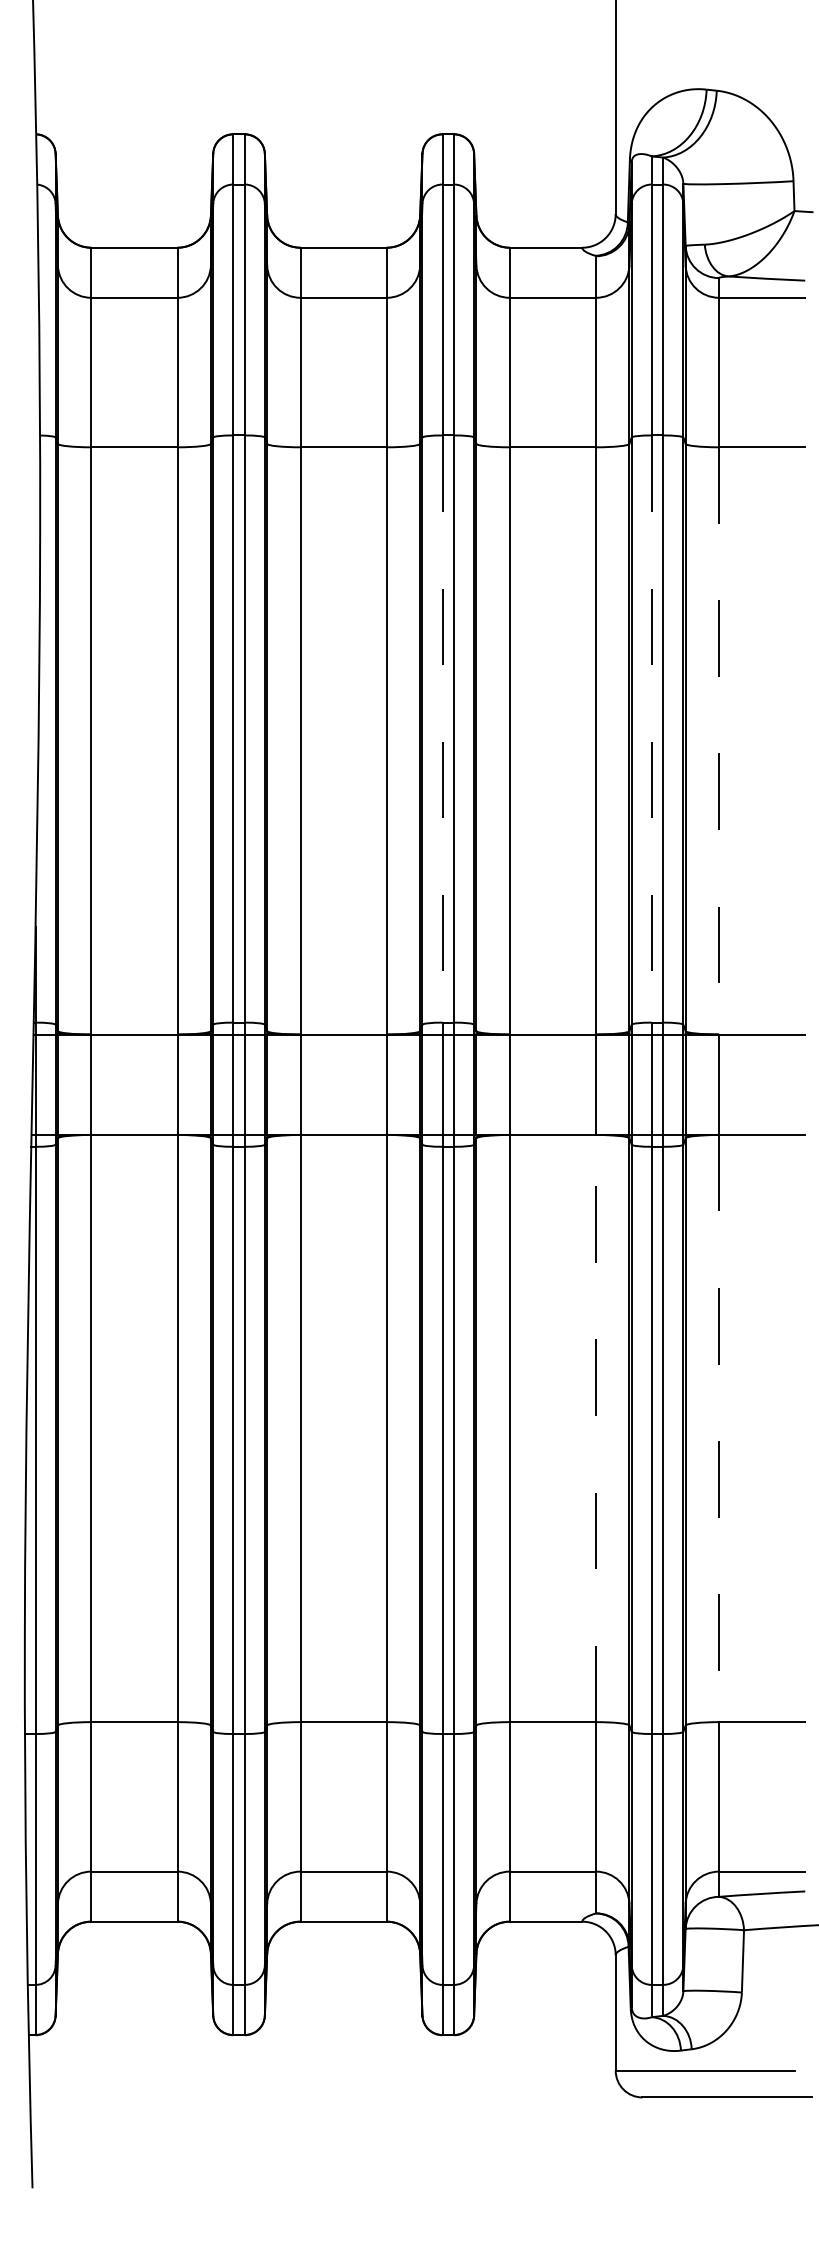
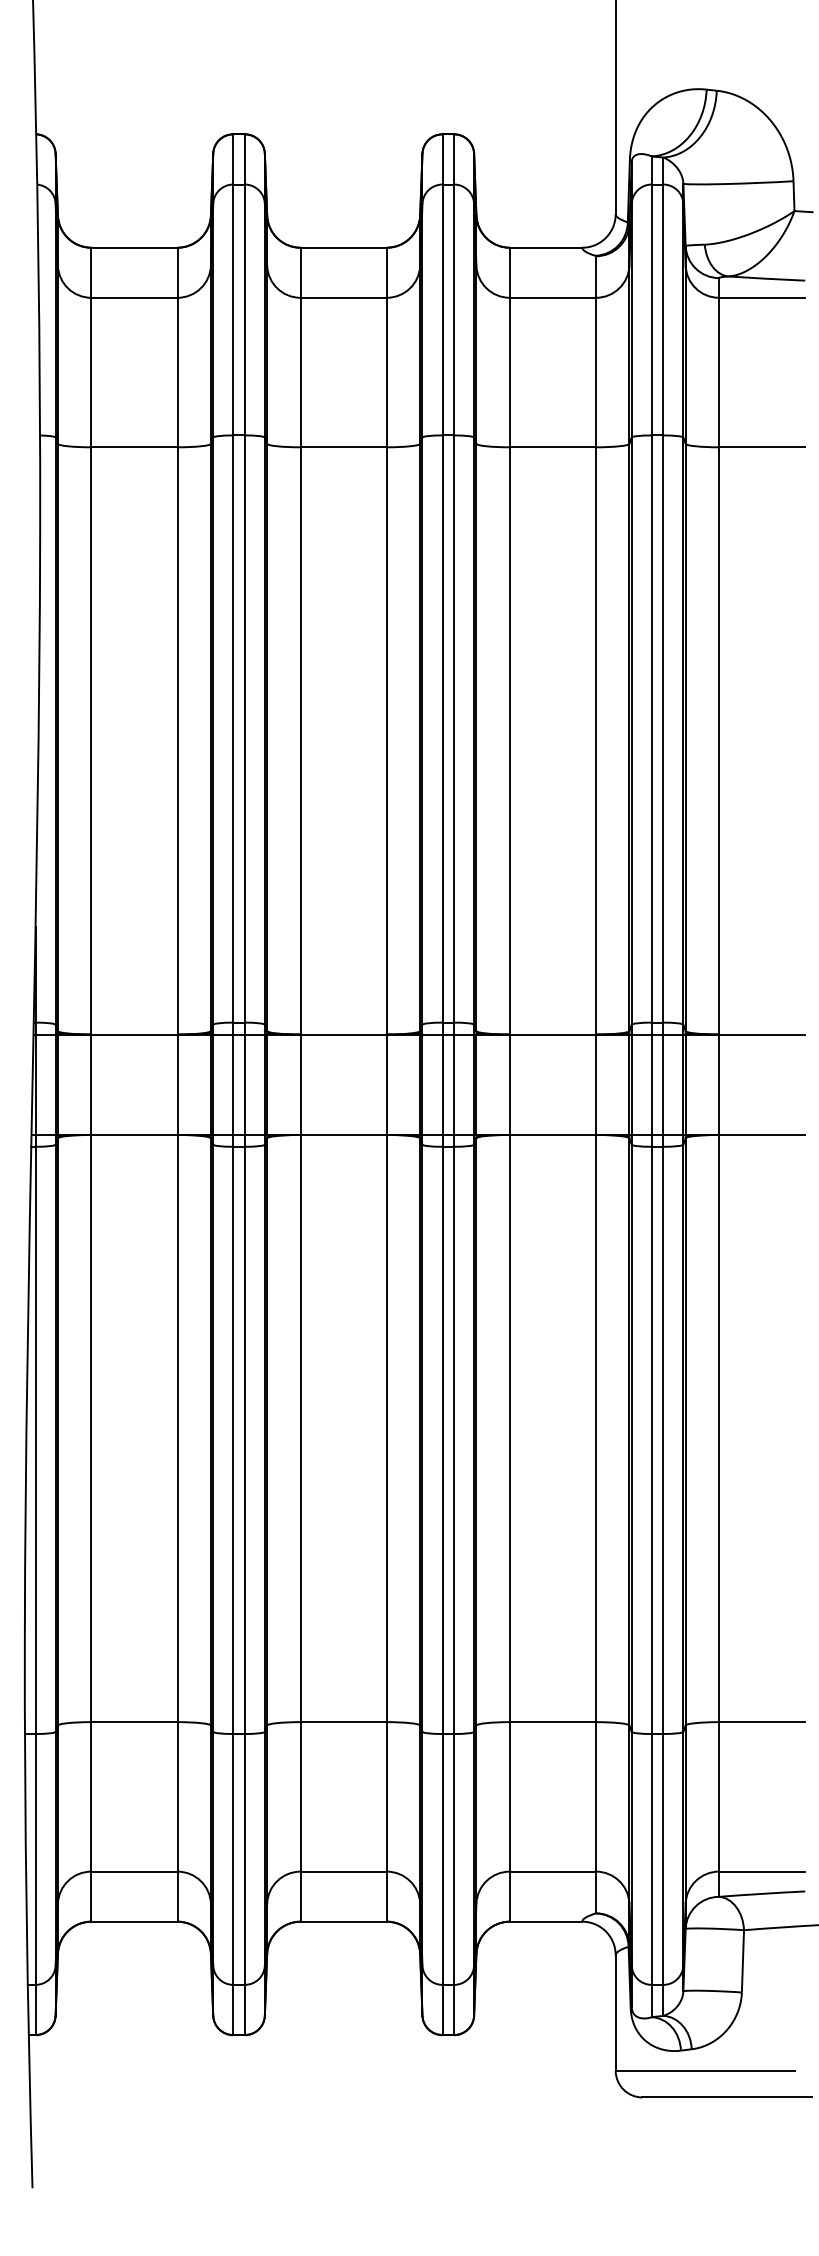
line: dashed -> solid (442, 729)
line: dashed -> solid (651, 729)
line: dashed -> solid (719, 740)
line: dashed -> solid (595, 1428)
line: dashed -> solid (719, 1428)
